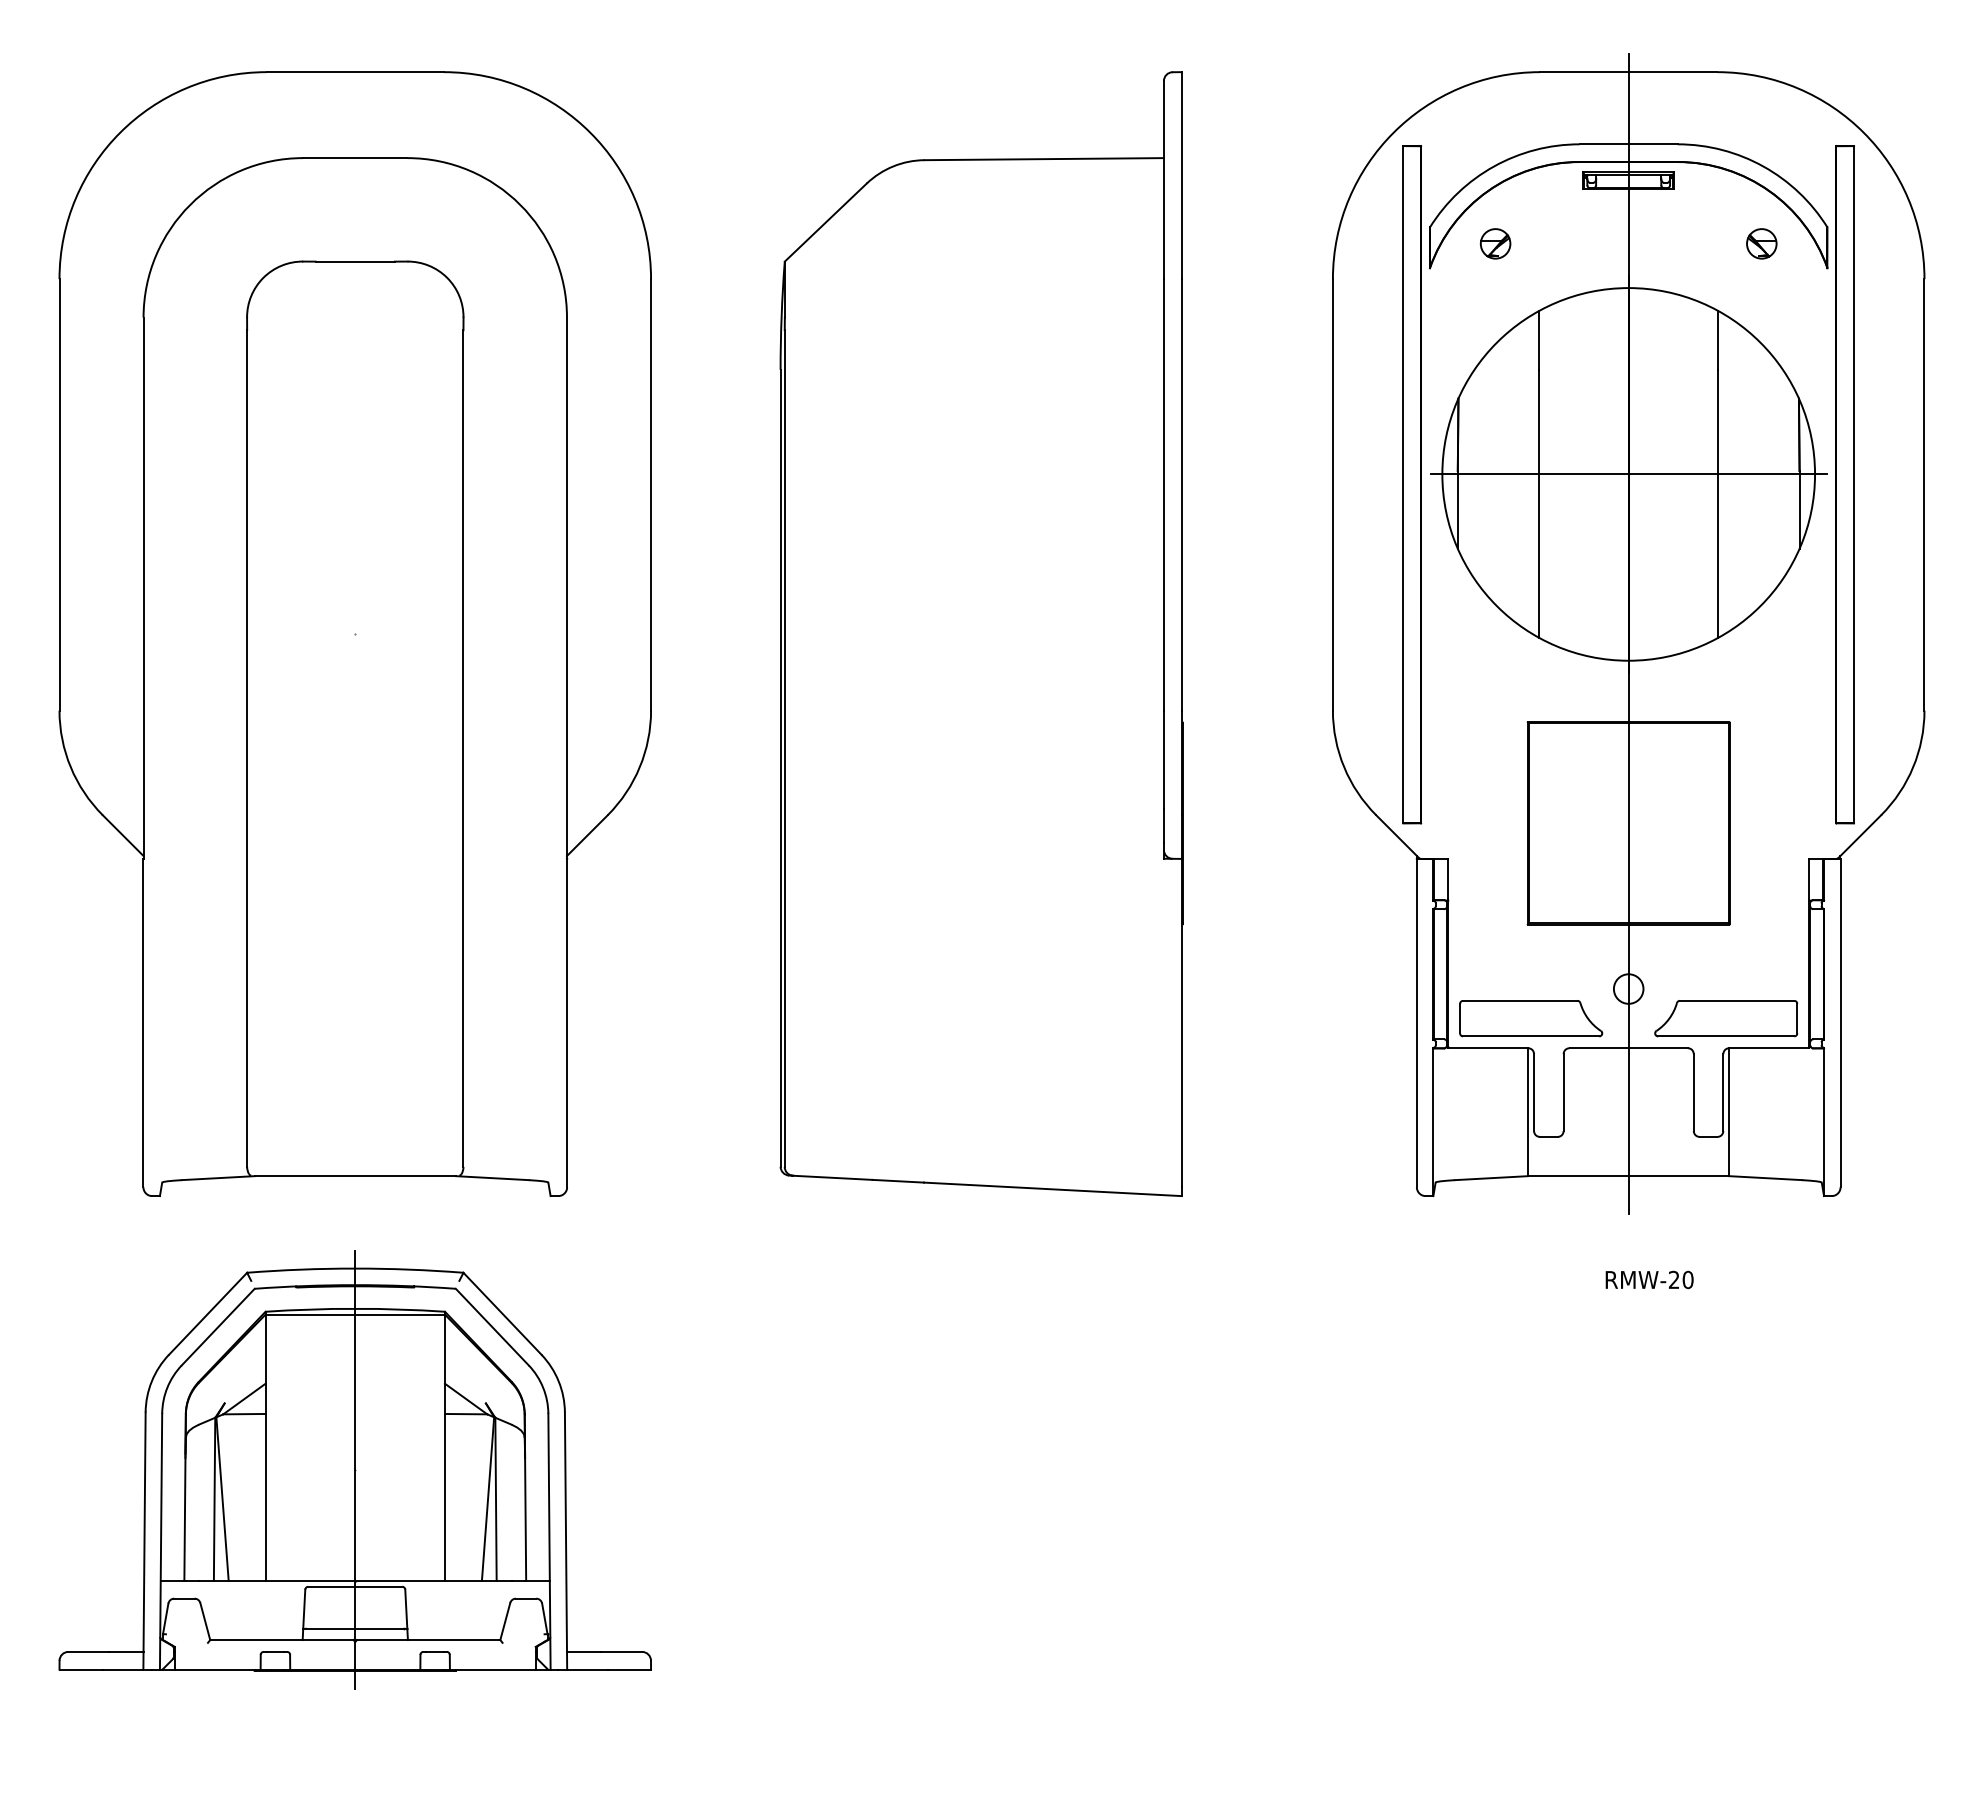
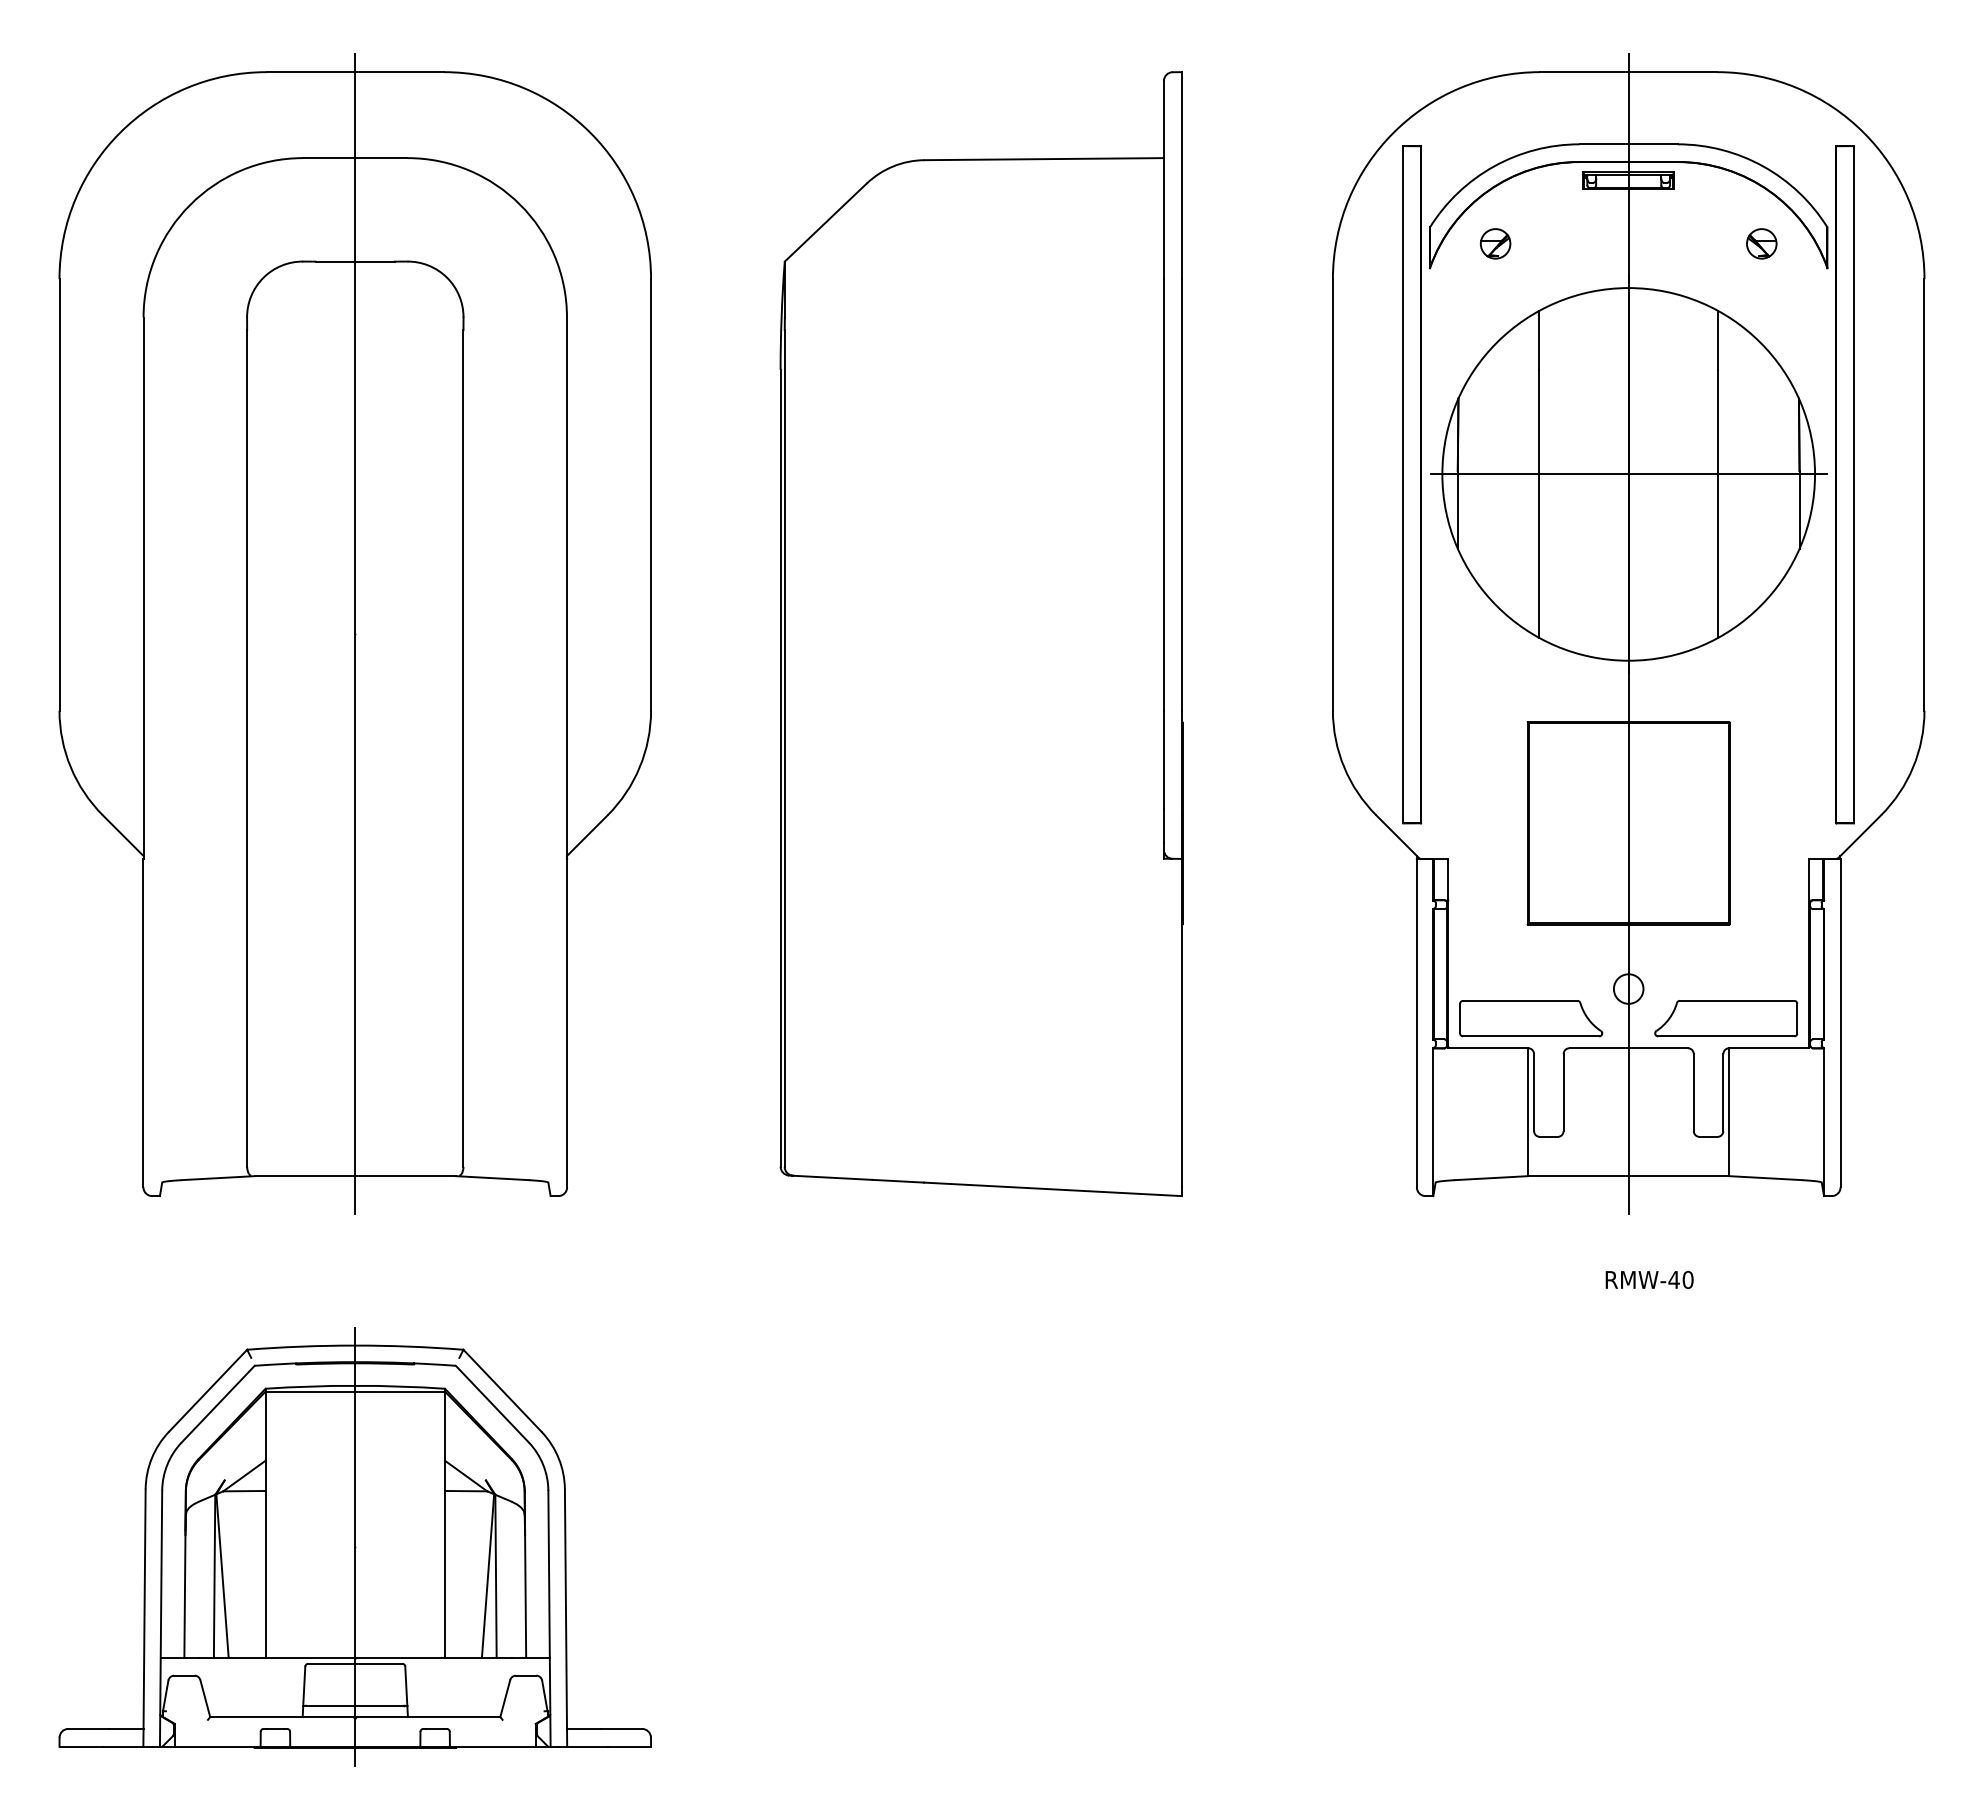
line: none -> present (355, 633)
text: RMW-20 -> RMW-40 (1673, 1279)
part position: (354, 1469) -> (354, 1546) (354, 1546)
